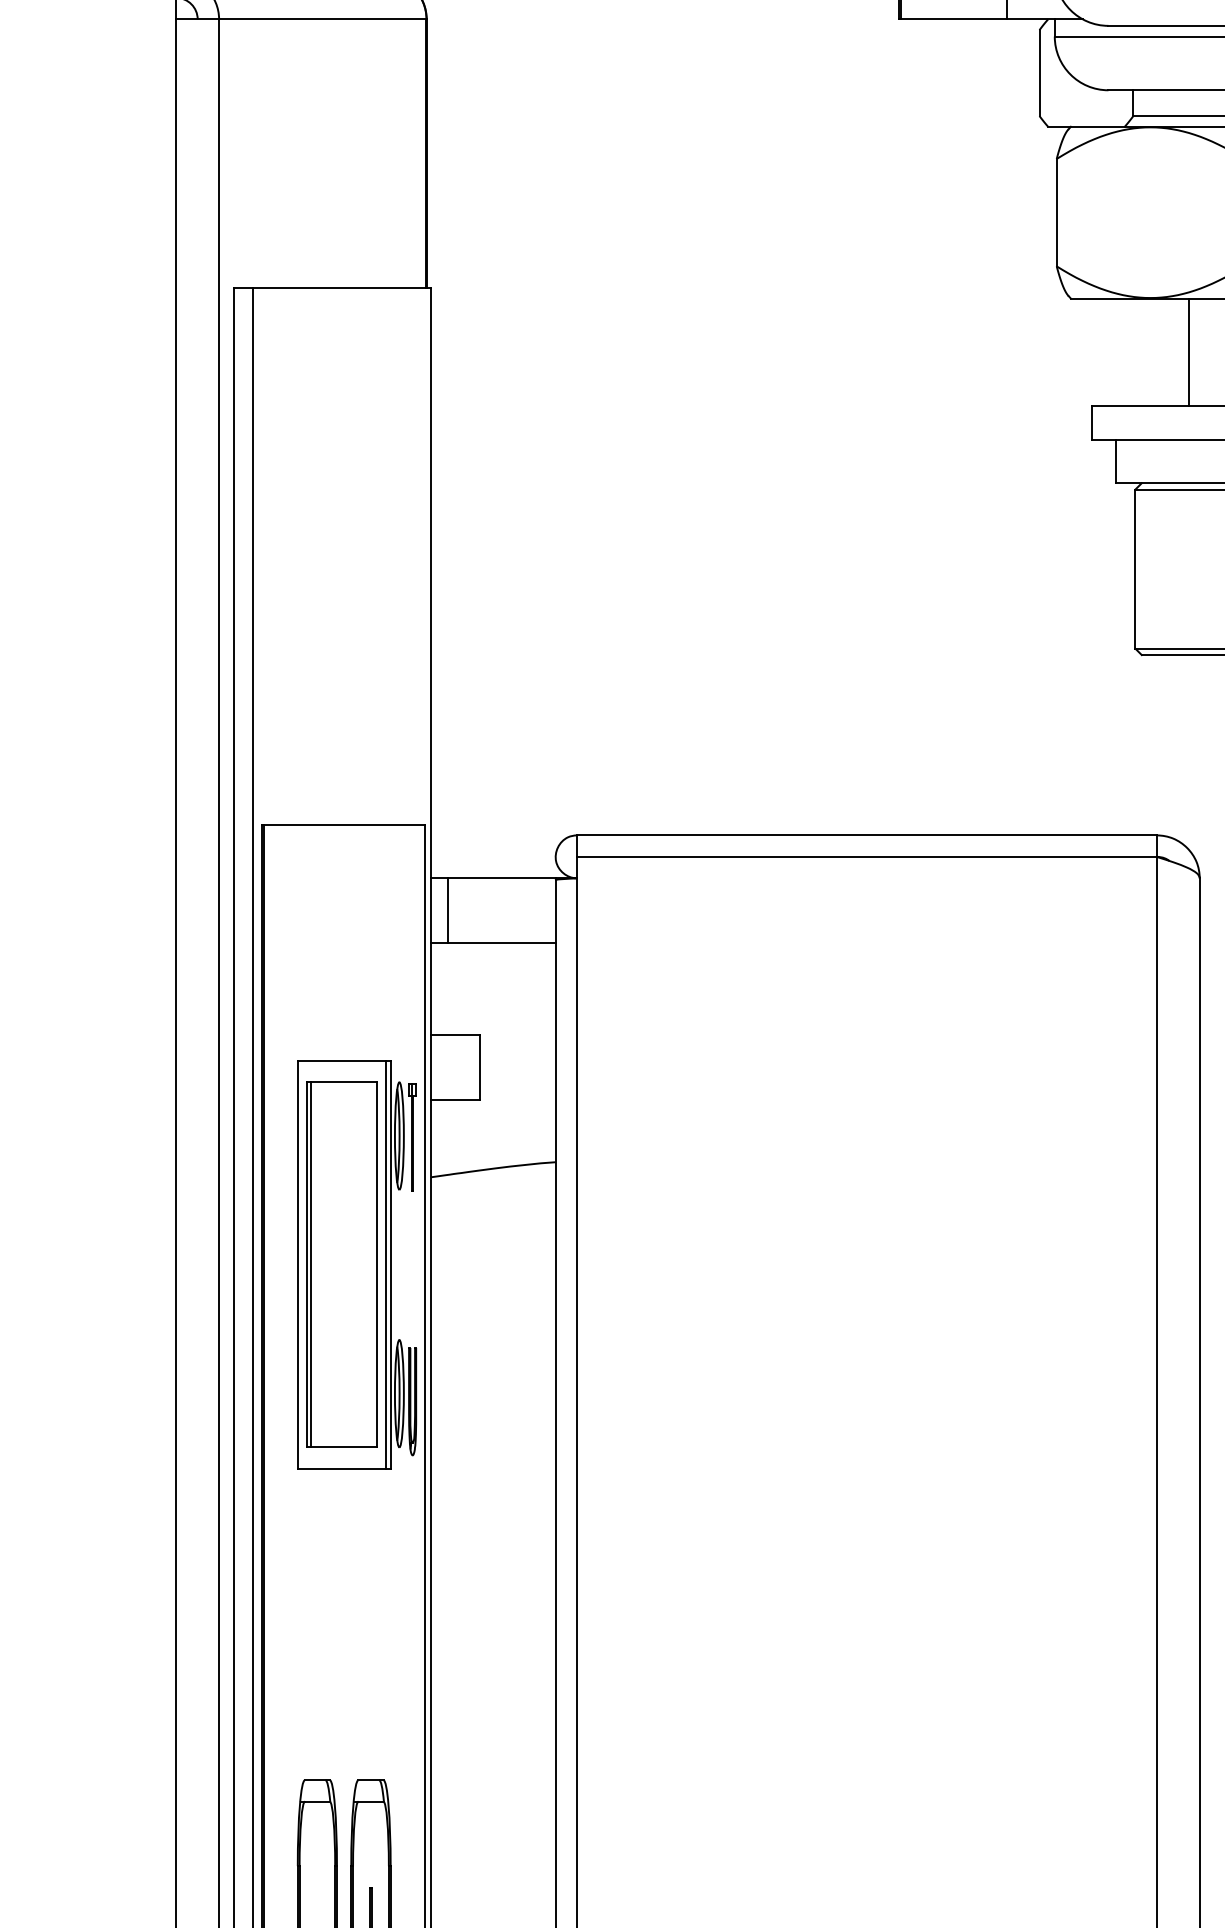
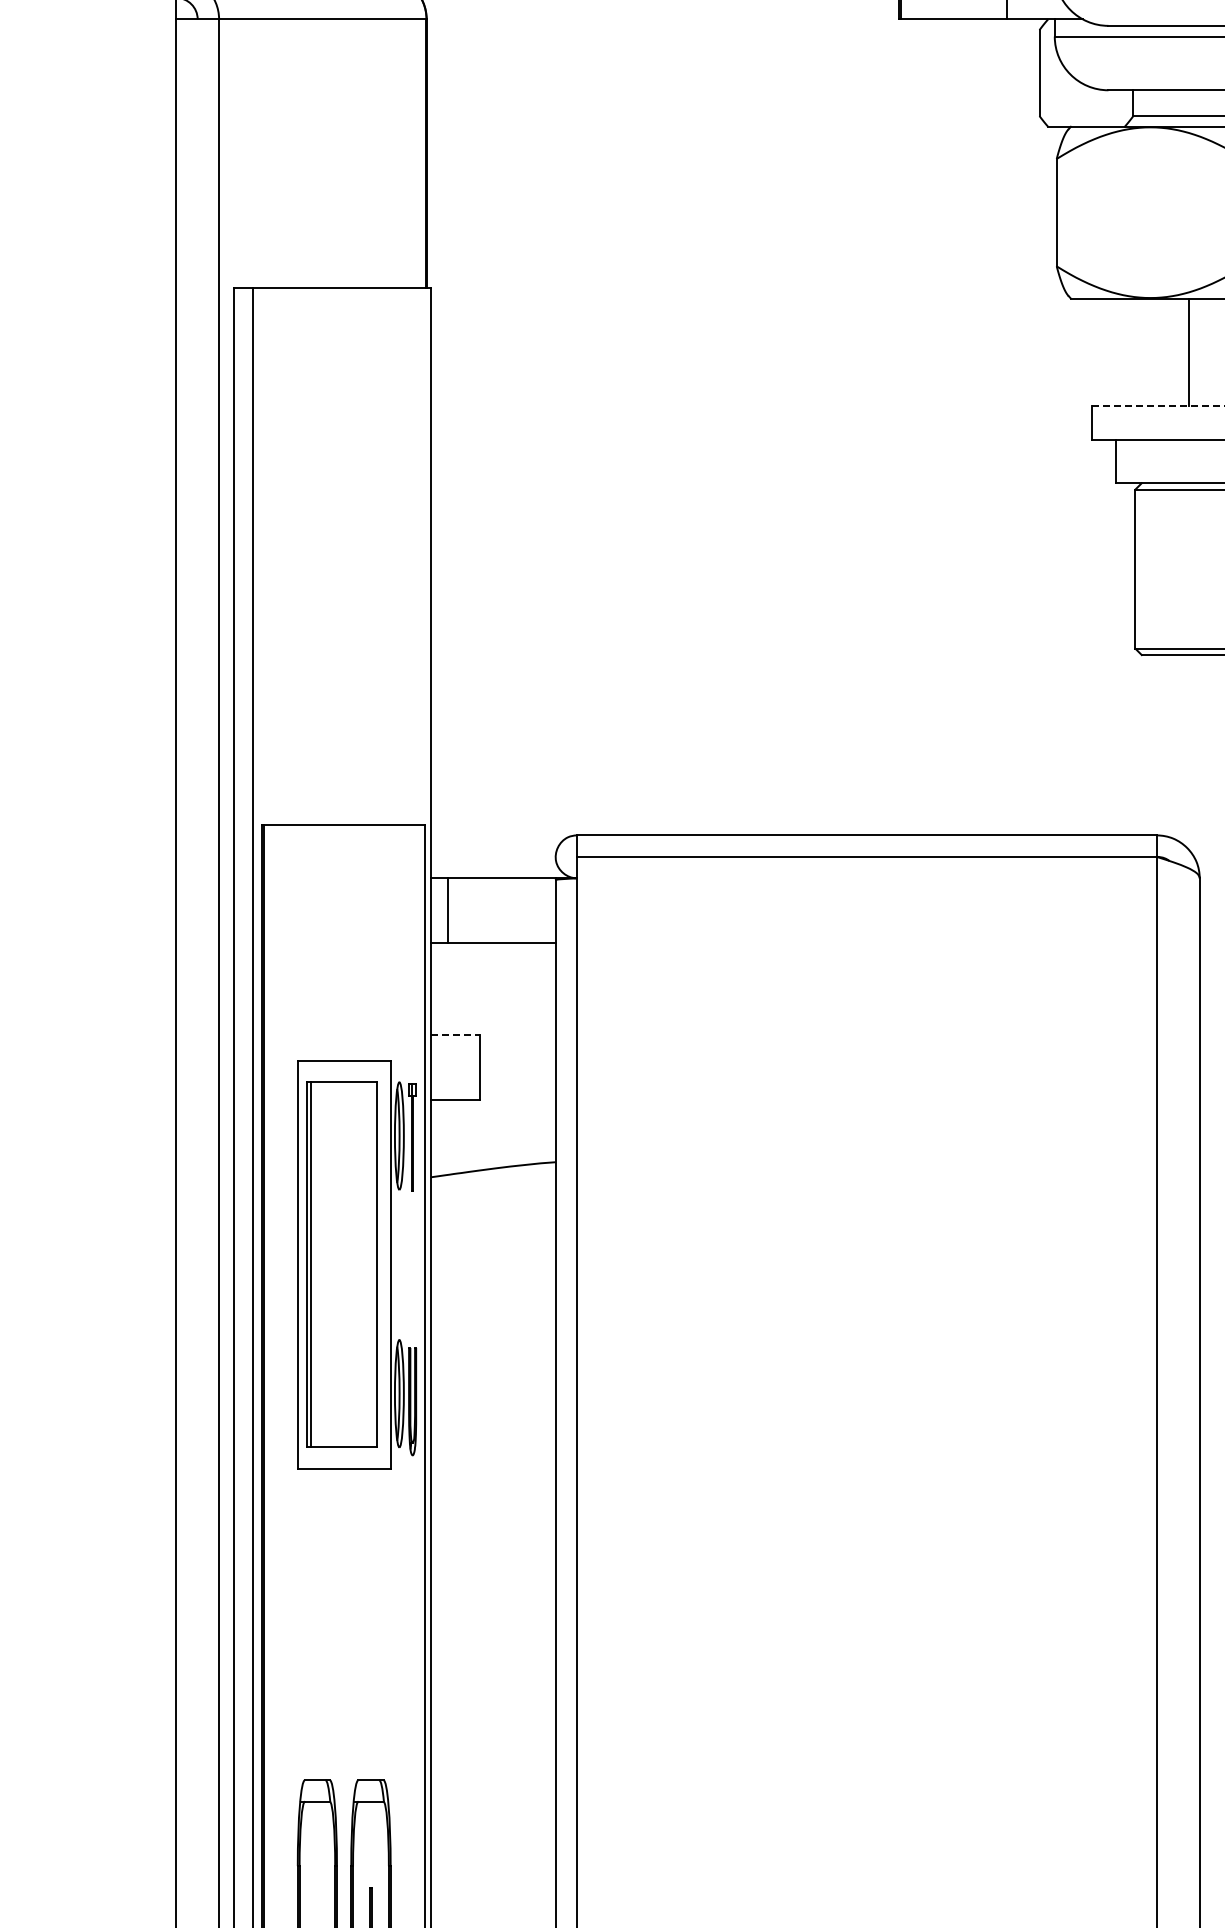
line: solid -> dashed (1158, 405)
line: solid -> dashed (456, 1035)
line: present -> none (386, 1264)
